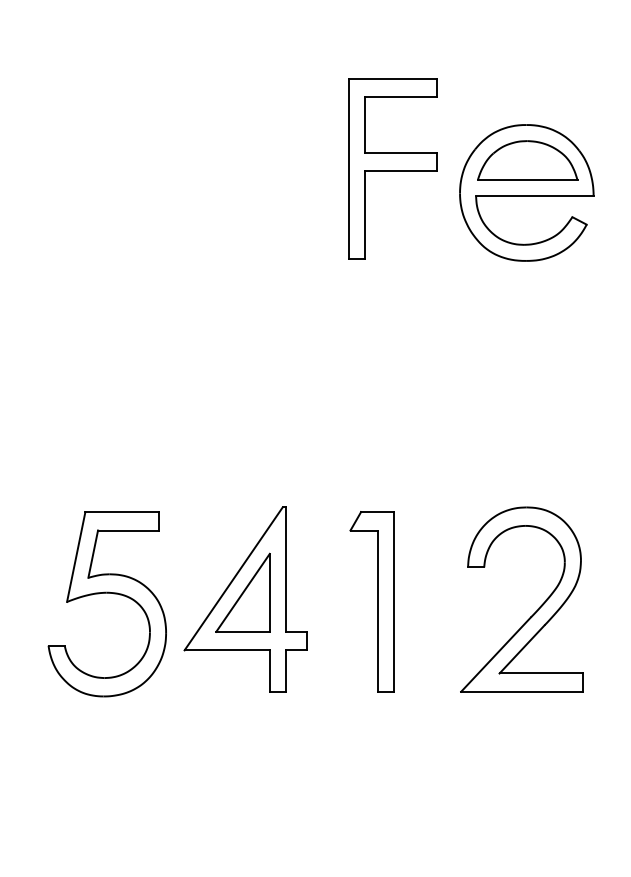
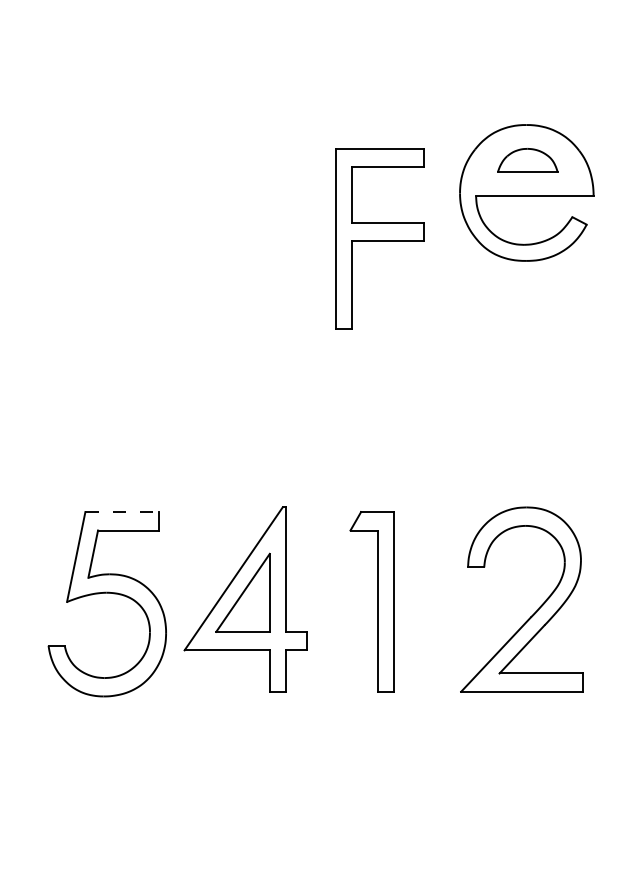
part size: 102x41 px -> 62x25 px (527, 160)
part position: (392, 168) -> (379, 238) (379, 238)
line: solid -> dashed (122, 512)
